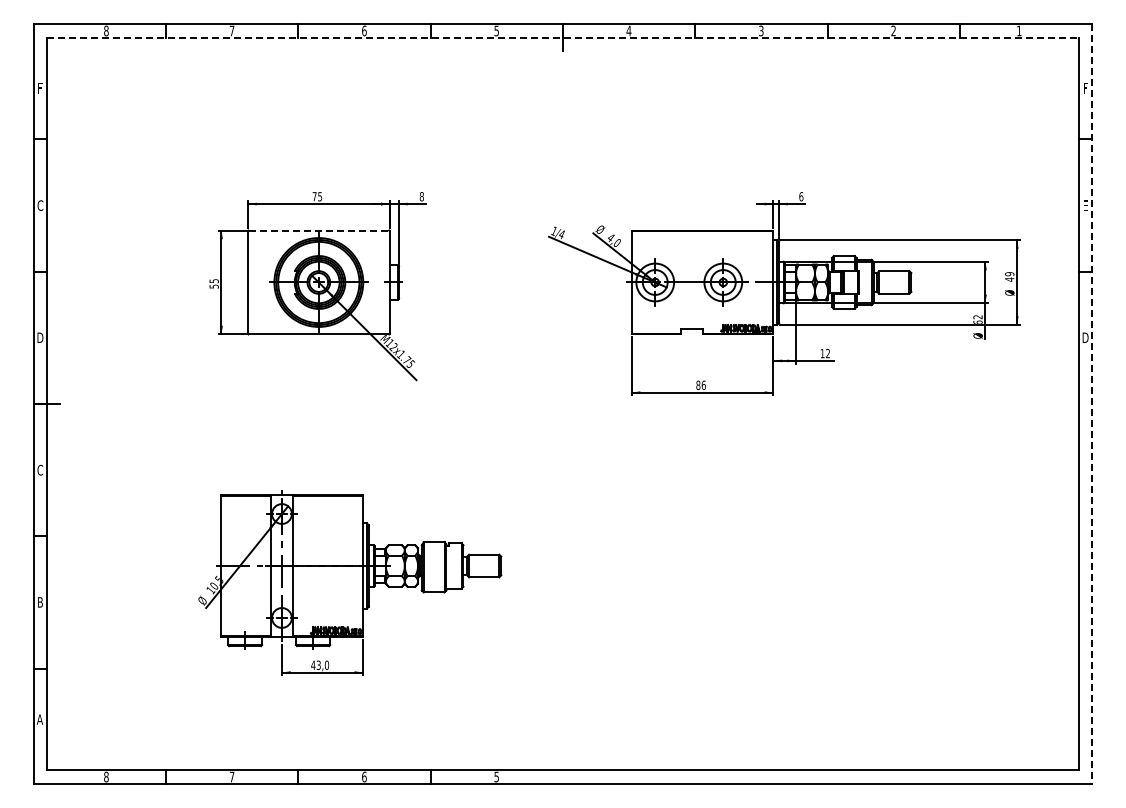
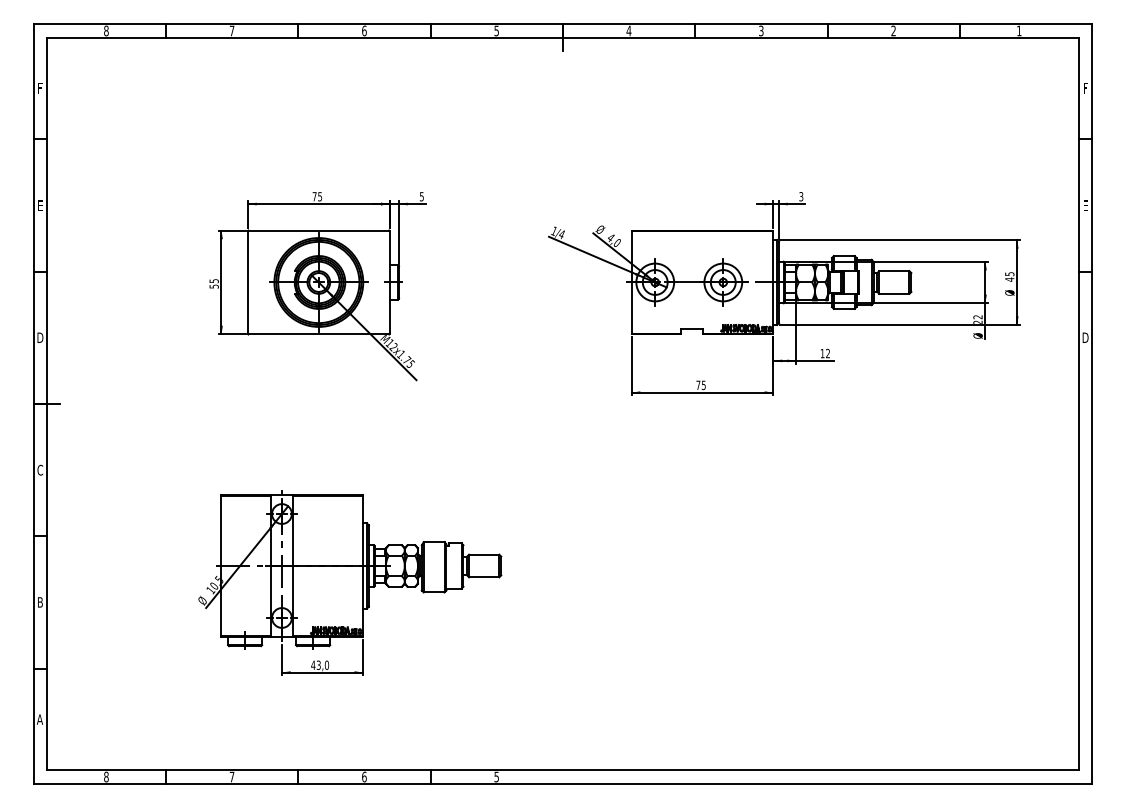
line: dashed -> solid (563, 37)
text: 8 -> 5 (421, 196)
text: 6 -> 3 (801, 196)
text: C -> E (40, 205)
line: dashed -> solid (319, 230)
text: 49 -> 45 (1009, 274)
text: 62 -> 22 (977, 321)
text: 86 -> 75 (700, 385)
line: dashed -> solid (1092, 404)
